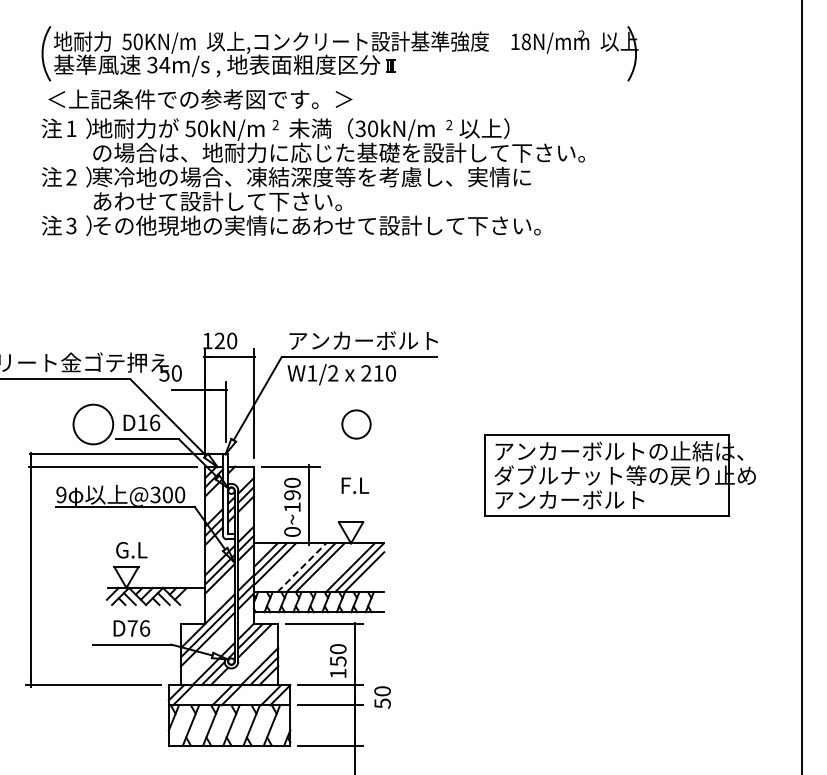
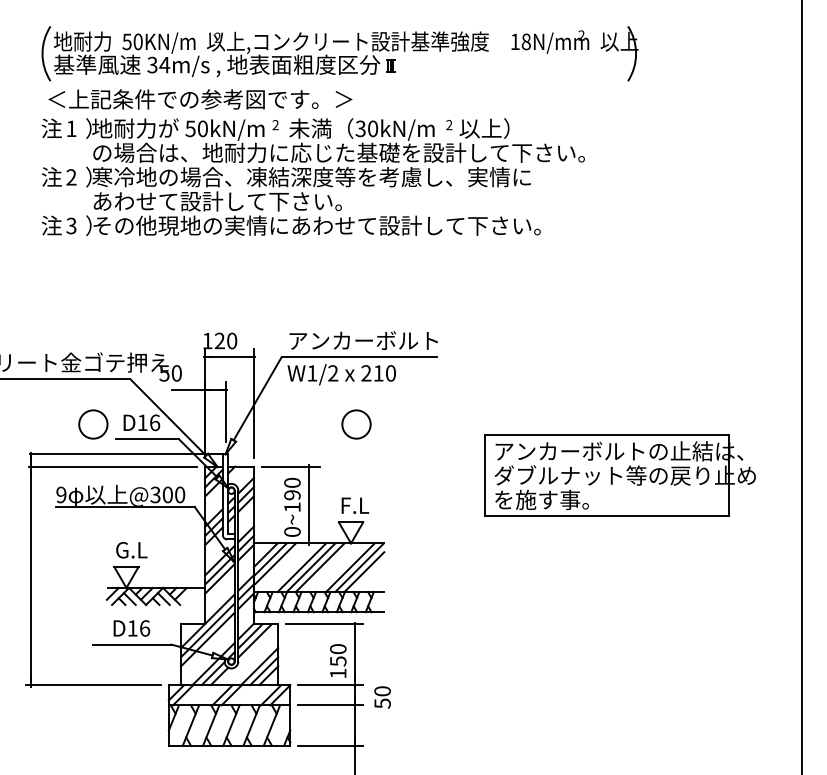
circle diameter: 40 px -> 28 px (93, 424)
text position: (355, 485) -> (355, 505) (355, 505)
text: アンカーボルト -> を施す事。 (569, 499)
line: dashed -> solid (302, 567)
text: D76 -> D16 (132, 628)
